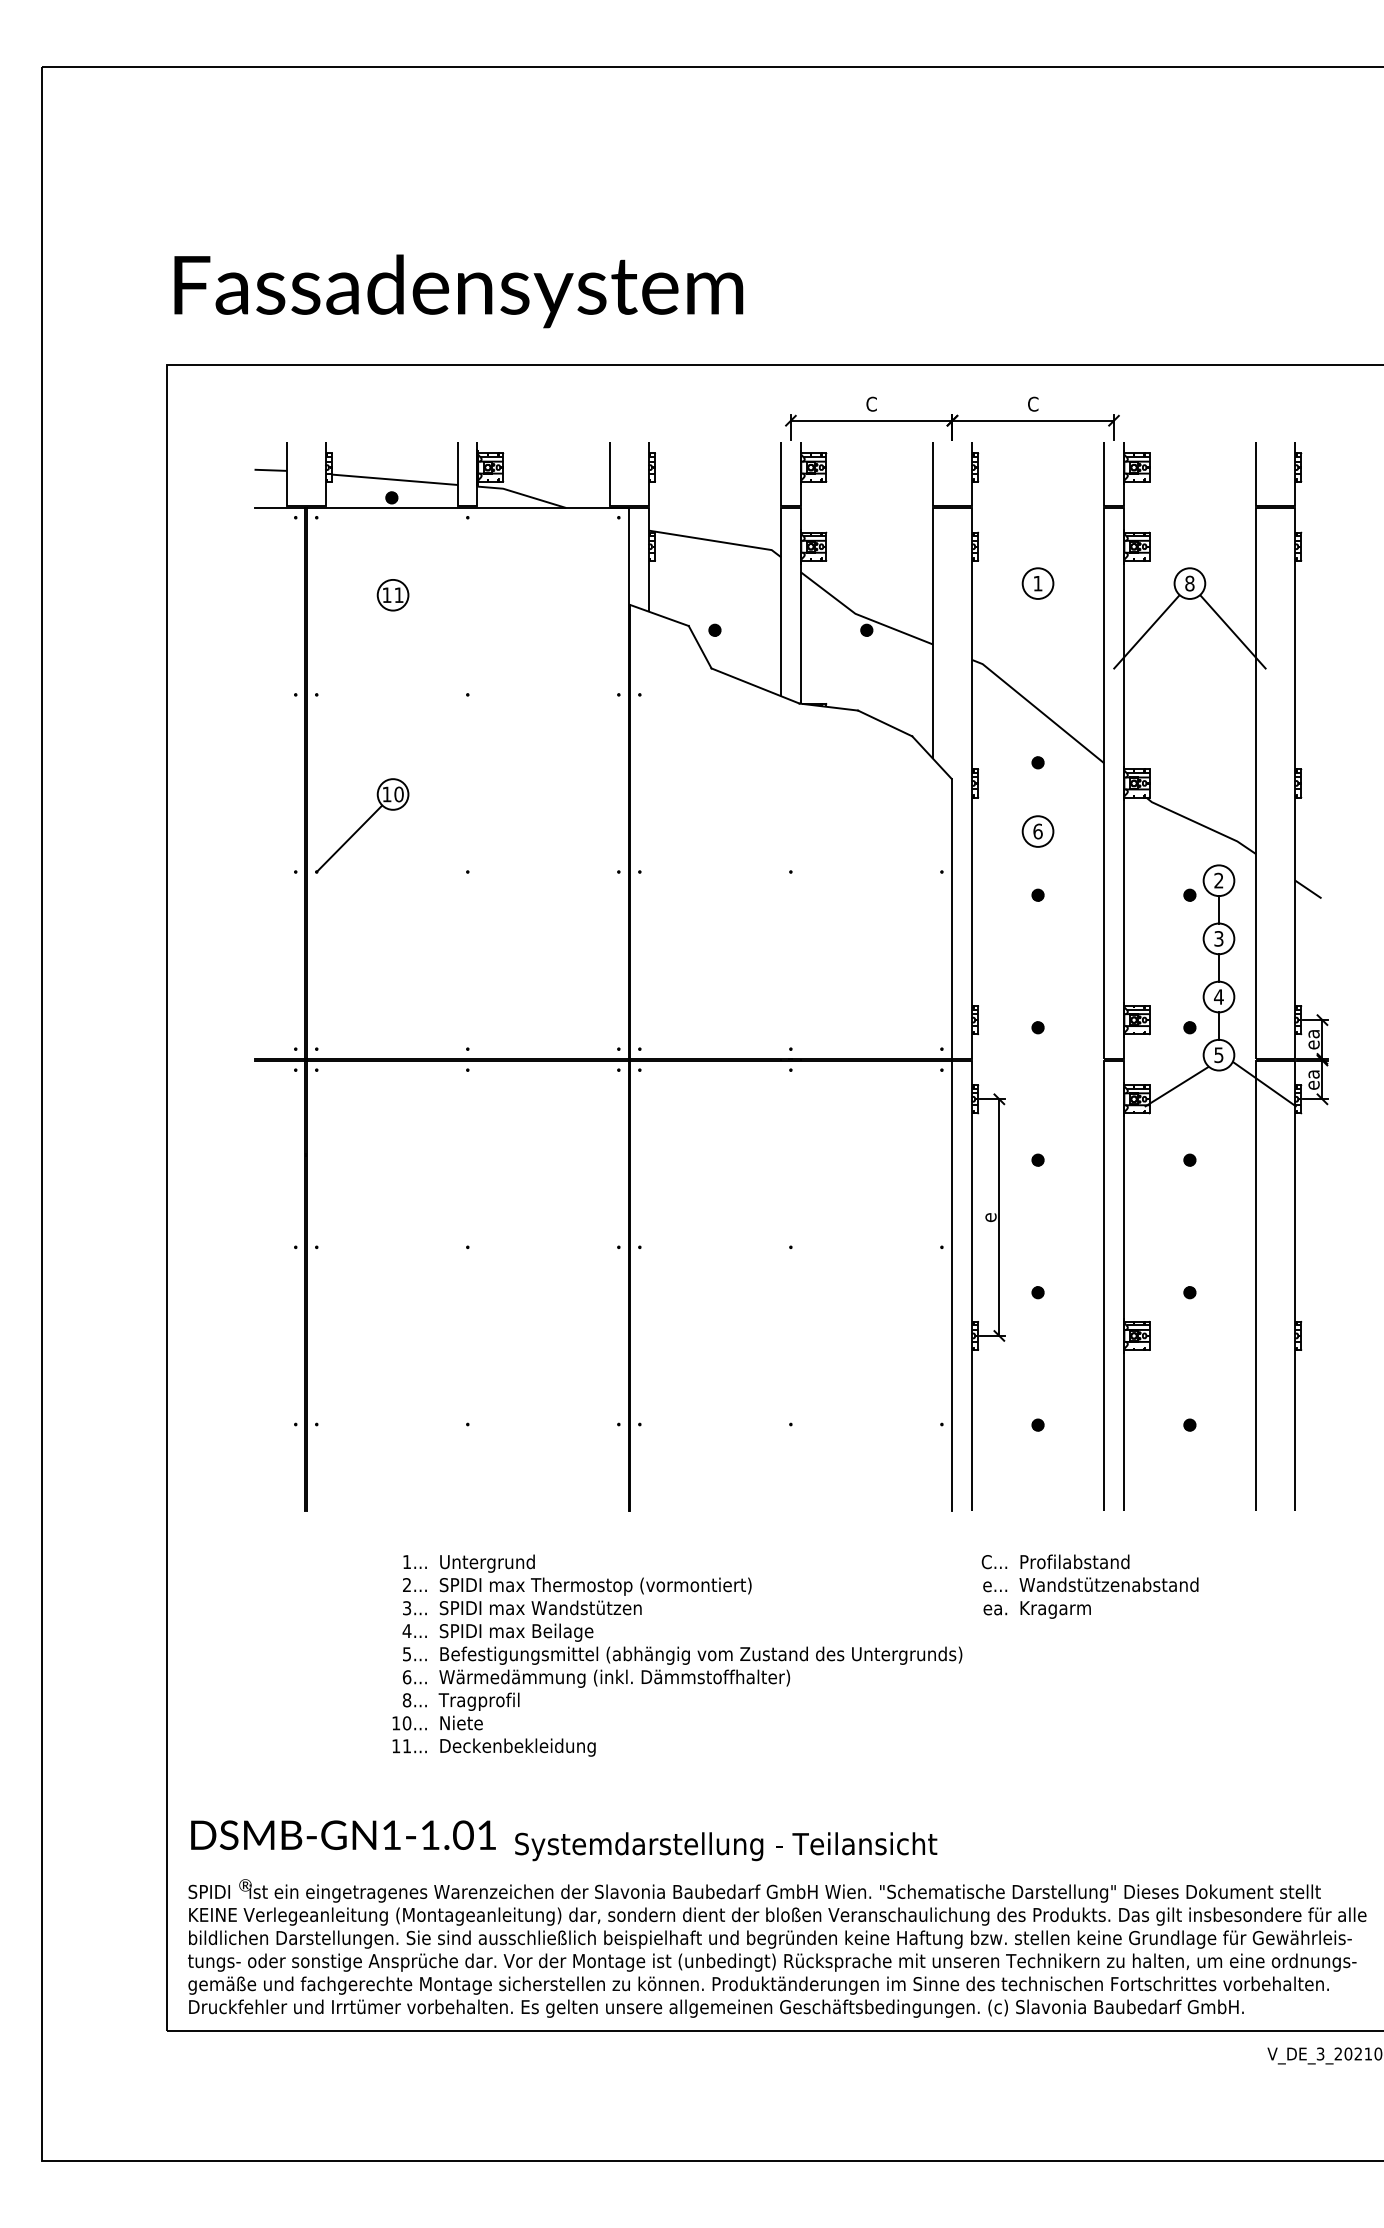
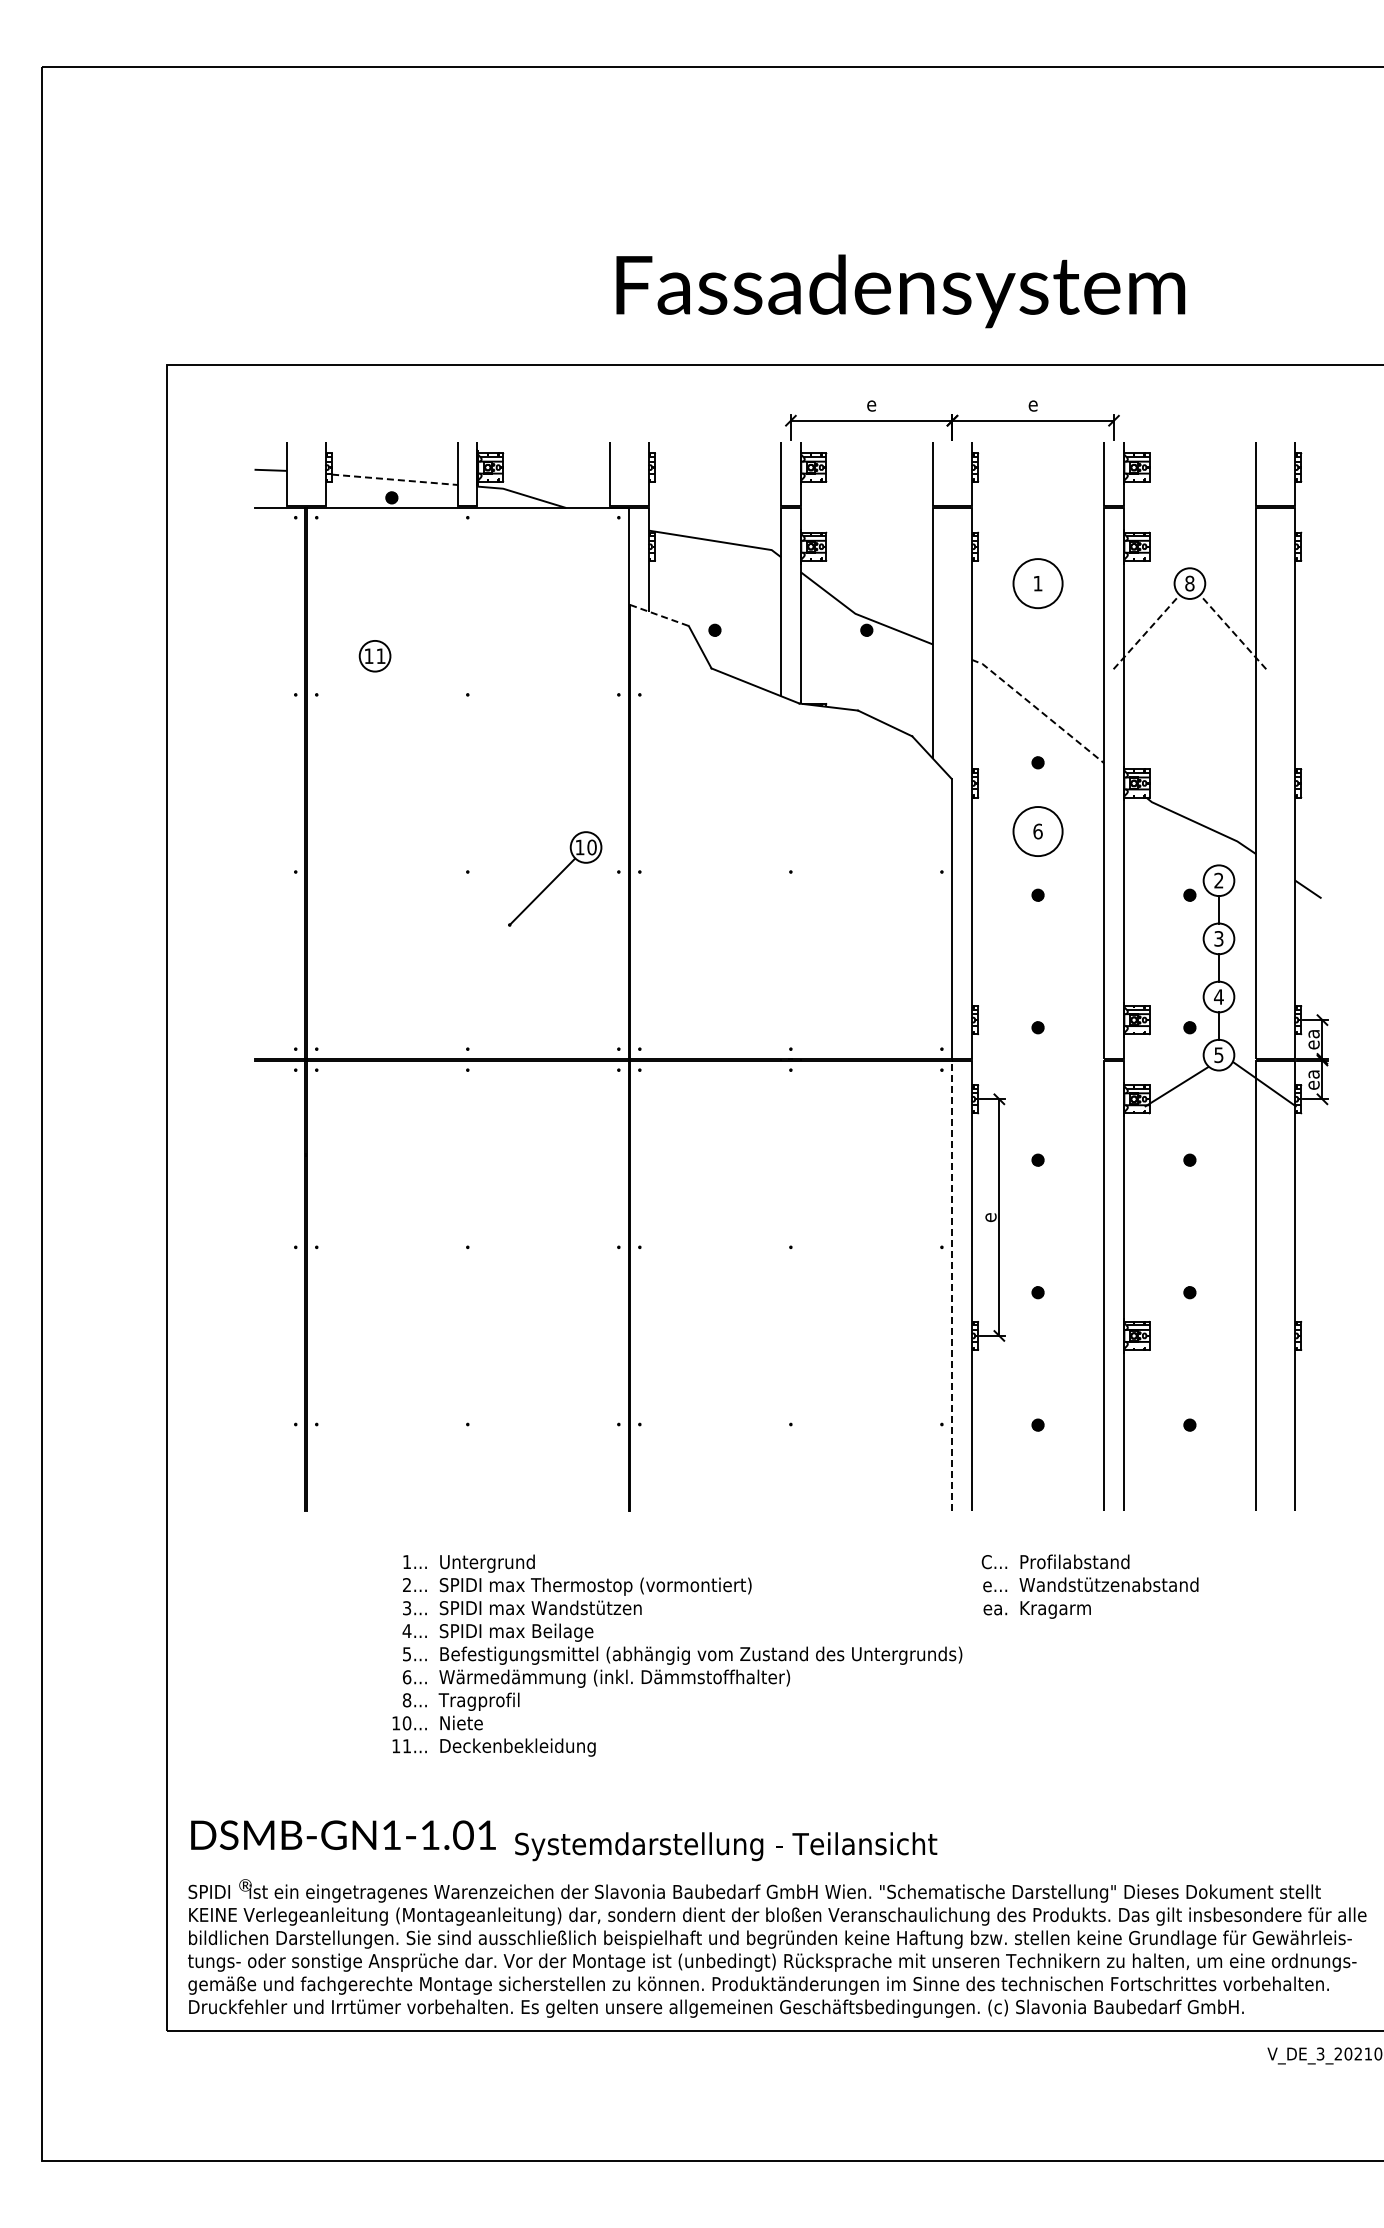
text position: (458, 291) -> (900, 291) (900, 291)
text: C -> e (871, 403)
text: C -> e (1033, 403)
line: solid -> dashed (395, 479)
circle diameter: 31 px -> 49 px (1037, 583)
part position: (392, 595) -> (374, 656) (374, 656)
line: solid -> dashed (659, 615)
line: solid -> dashed (1146, 632)
line: solid -> dashed (1233, 632)
line: solid -> dashed (1038, 709)
part position: (362, 825) -> (555, 878) (555, 878)
circle diameter: 31 px -> 49 px (1037, 831)
line: solid -> dashed (951, 1285)
